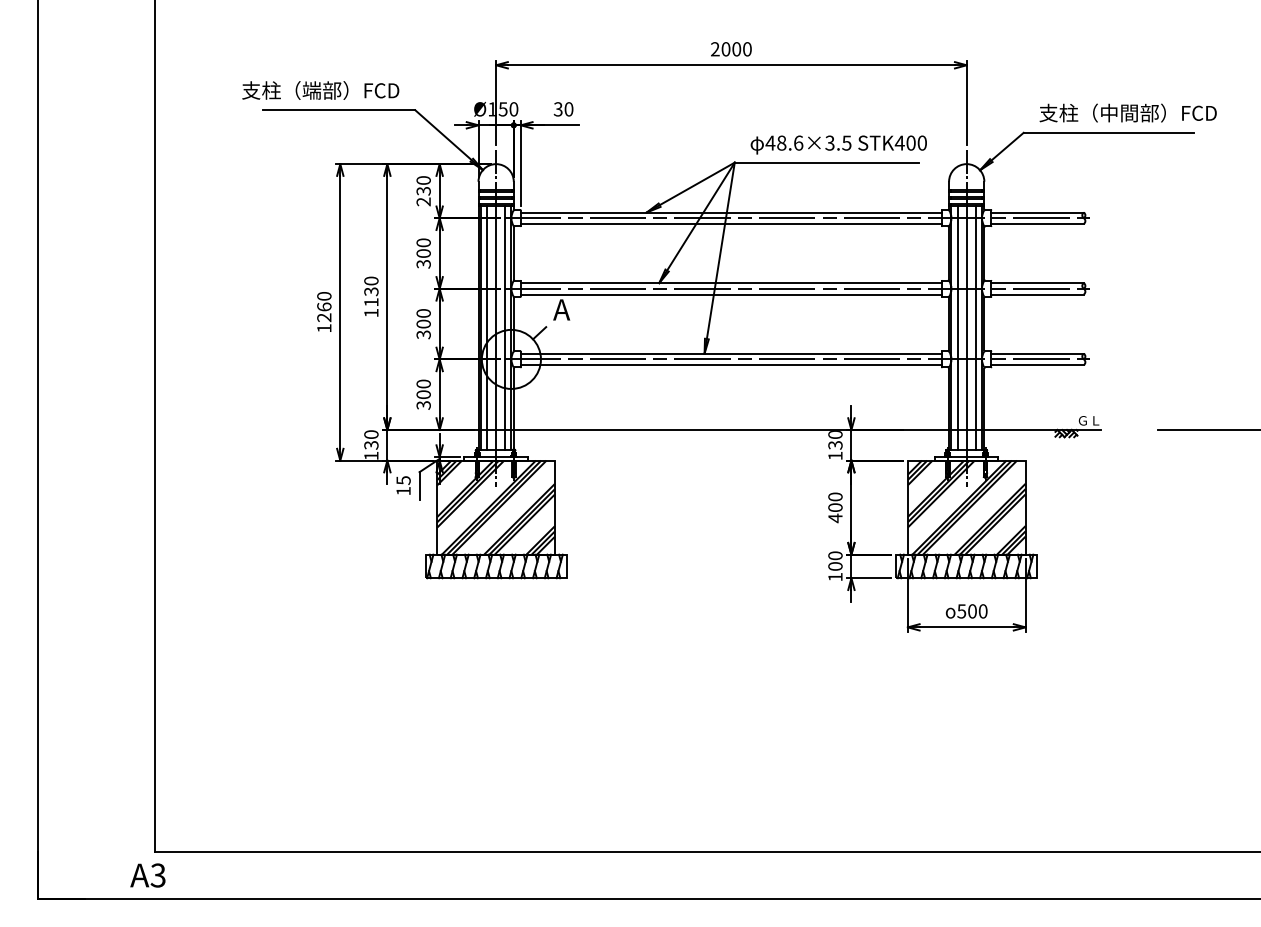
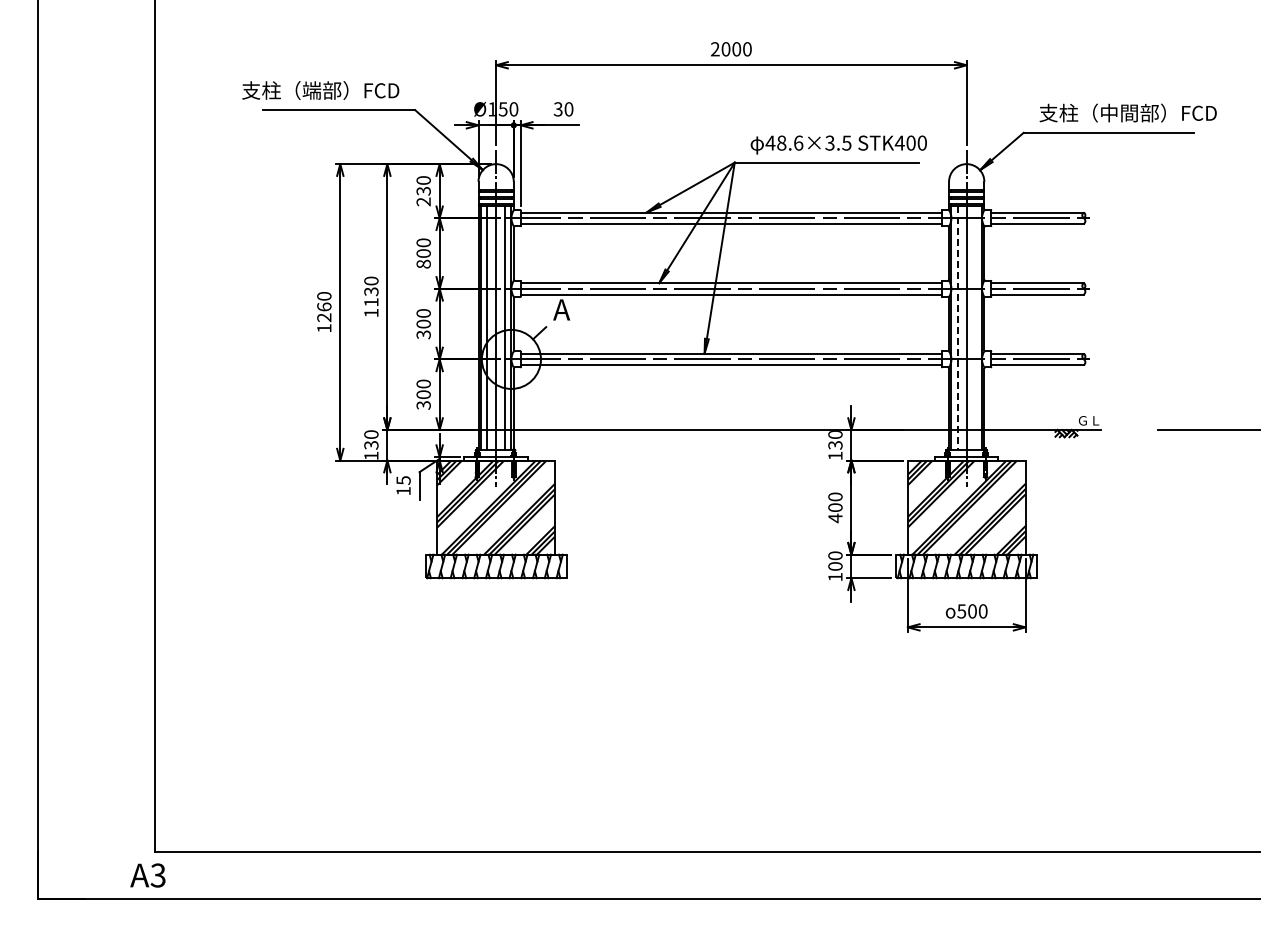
text: 300 -> 800 (423, 263)
line: solid -> dashed (957, 328)
line: present -> none (975, 328)
